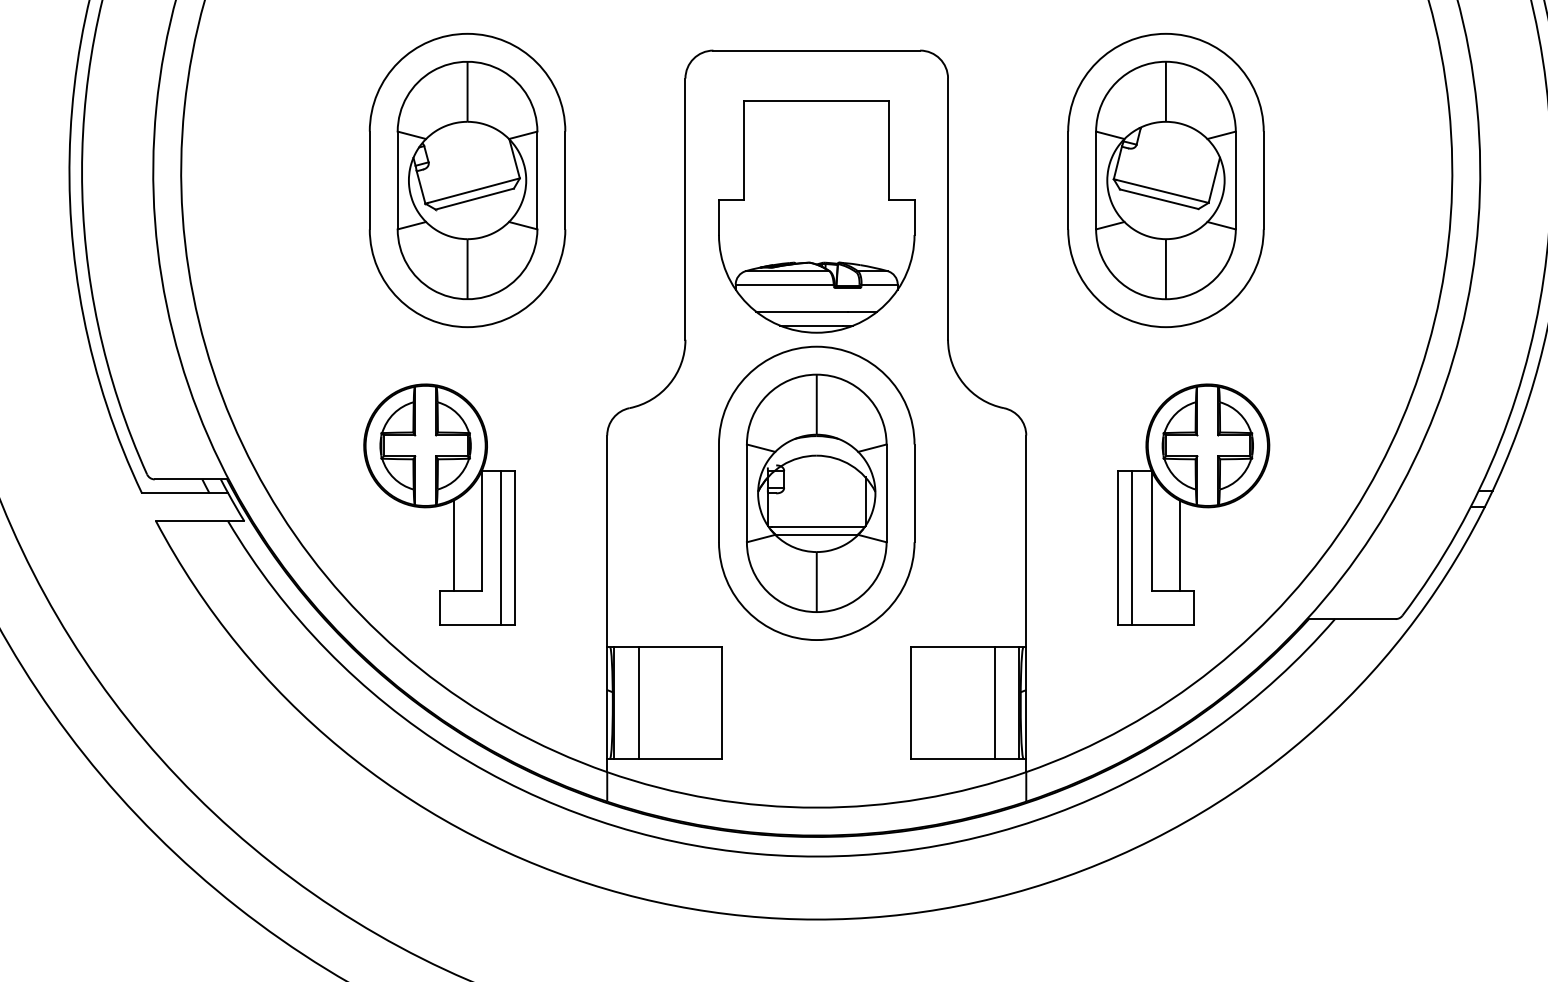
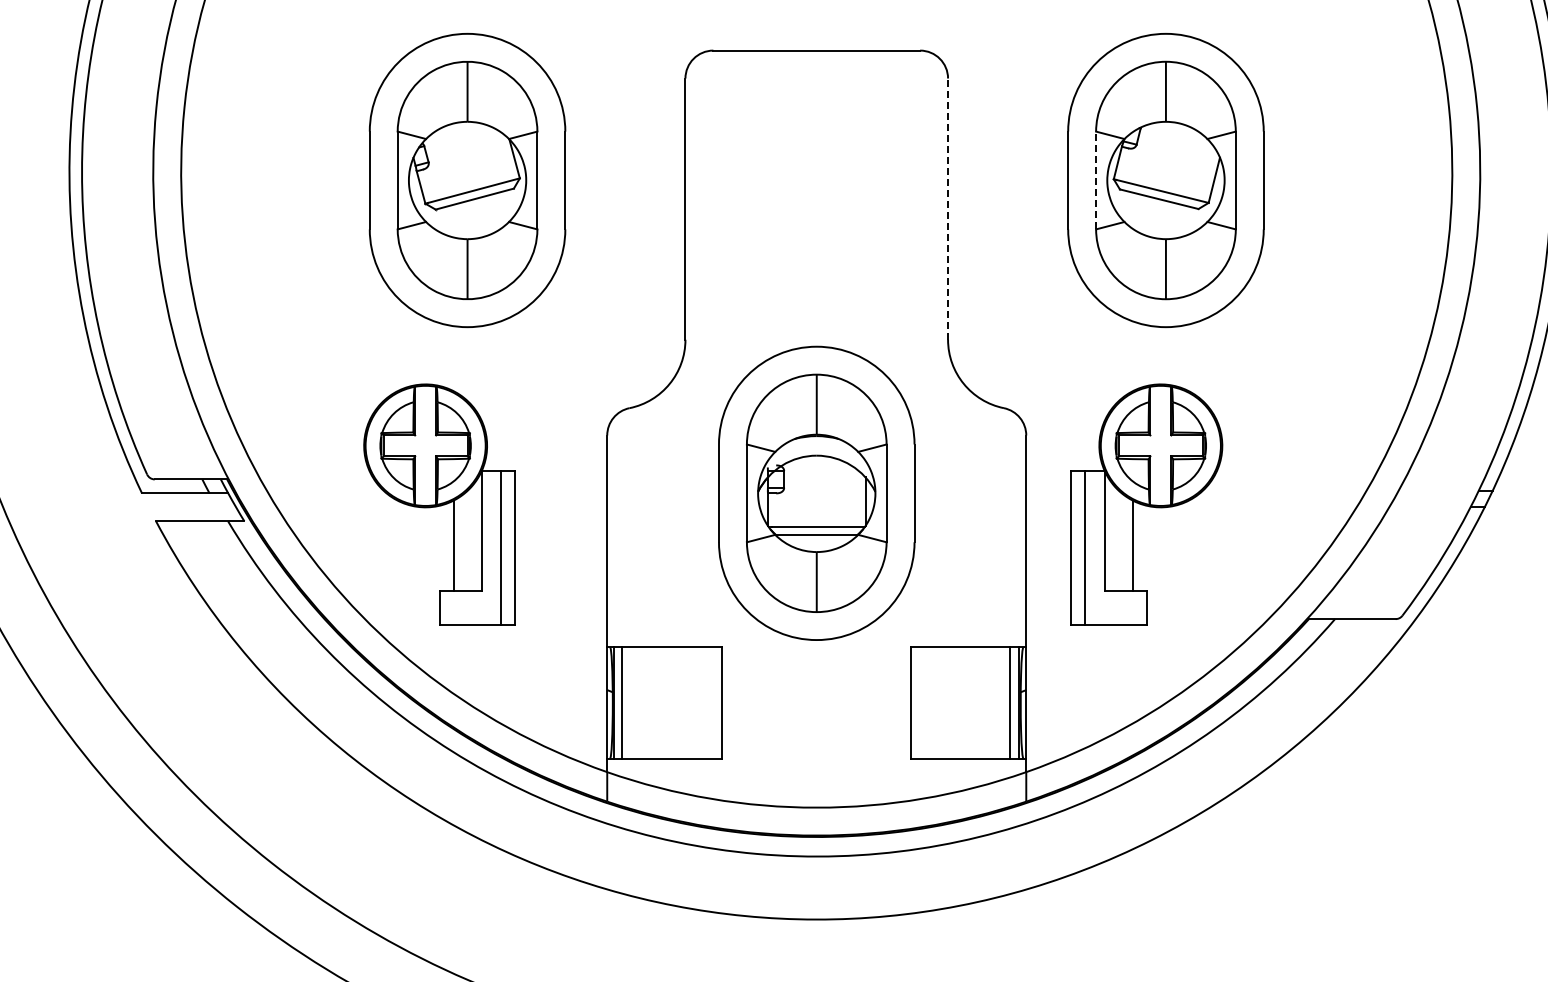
line: solid -> dashed (1096, 180)
line: solid -> dashed (948, 209)
part: present -> none (816, 216)
part position: (1193, 504) -> (1146, 504) (1146, 504)
line position: (638, 702) -> (621, 702) (621, 702)
line position: (994, 702) -> (1009, 702) (1009, 702)
